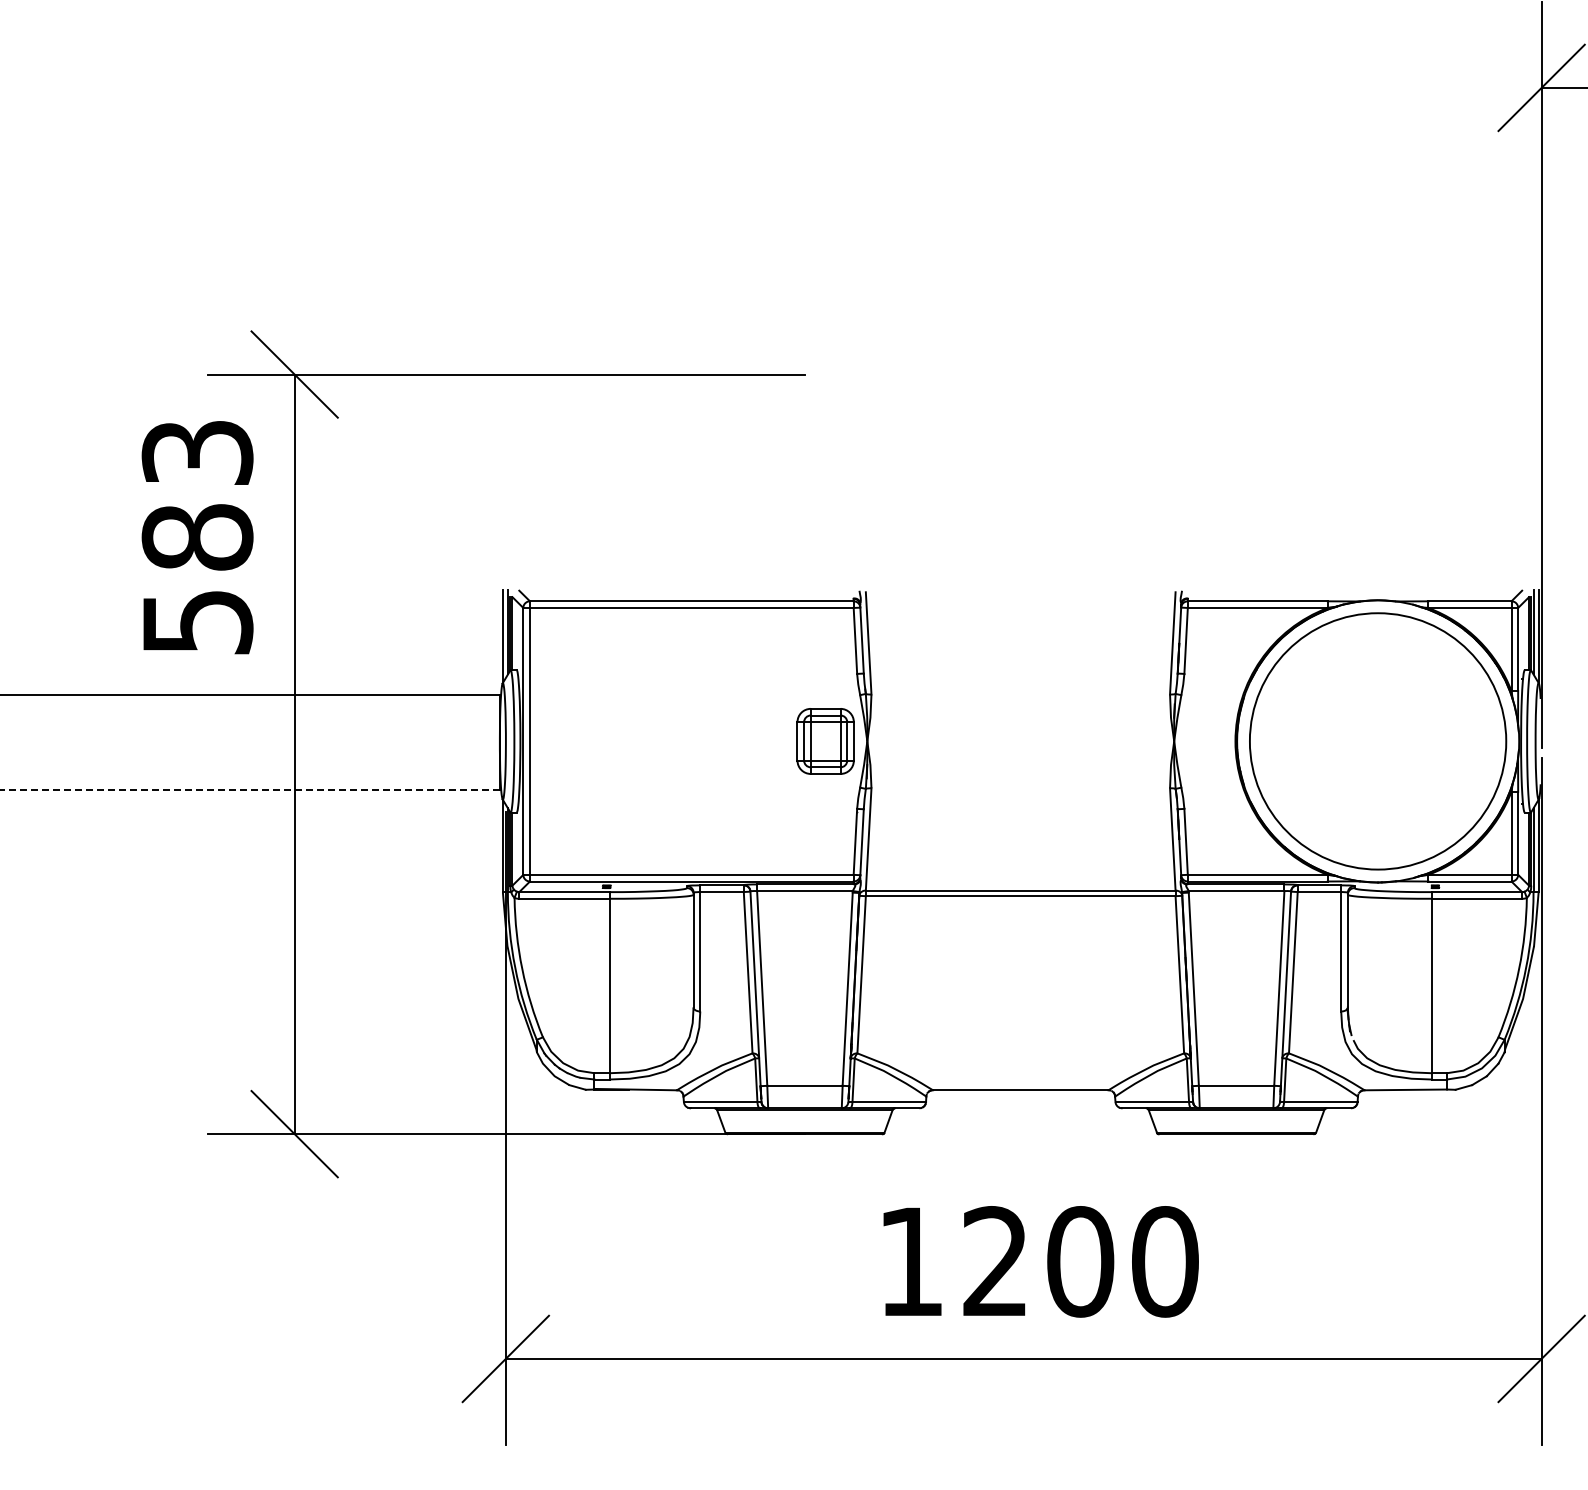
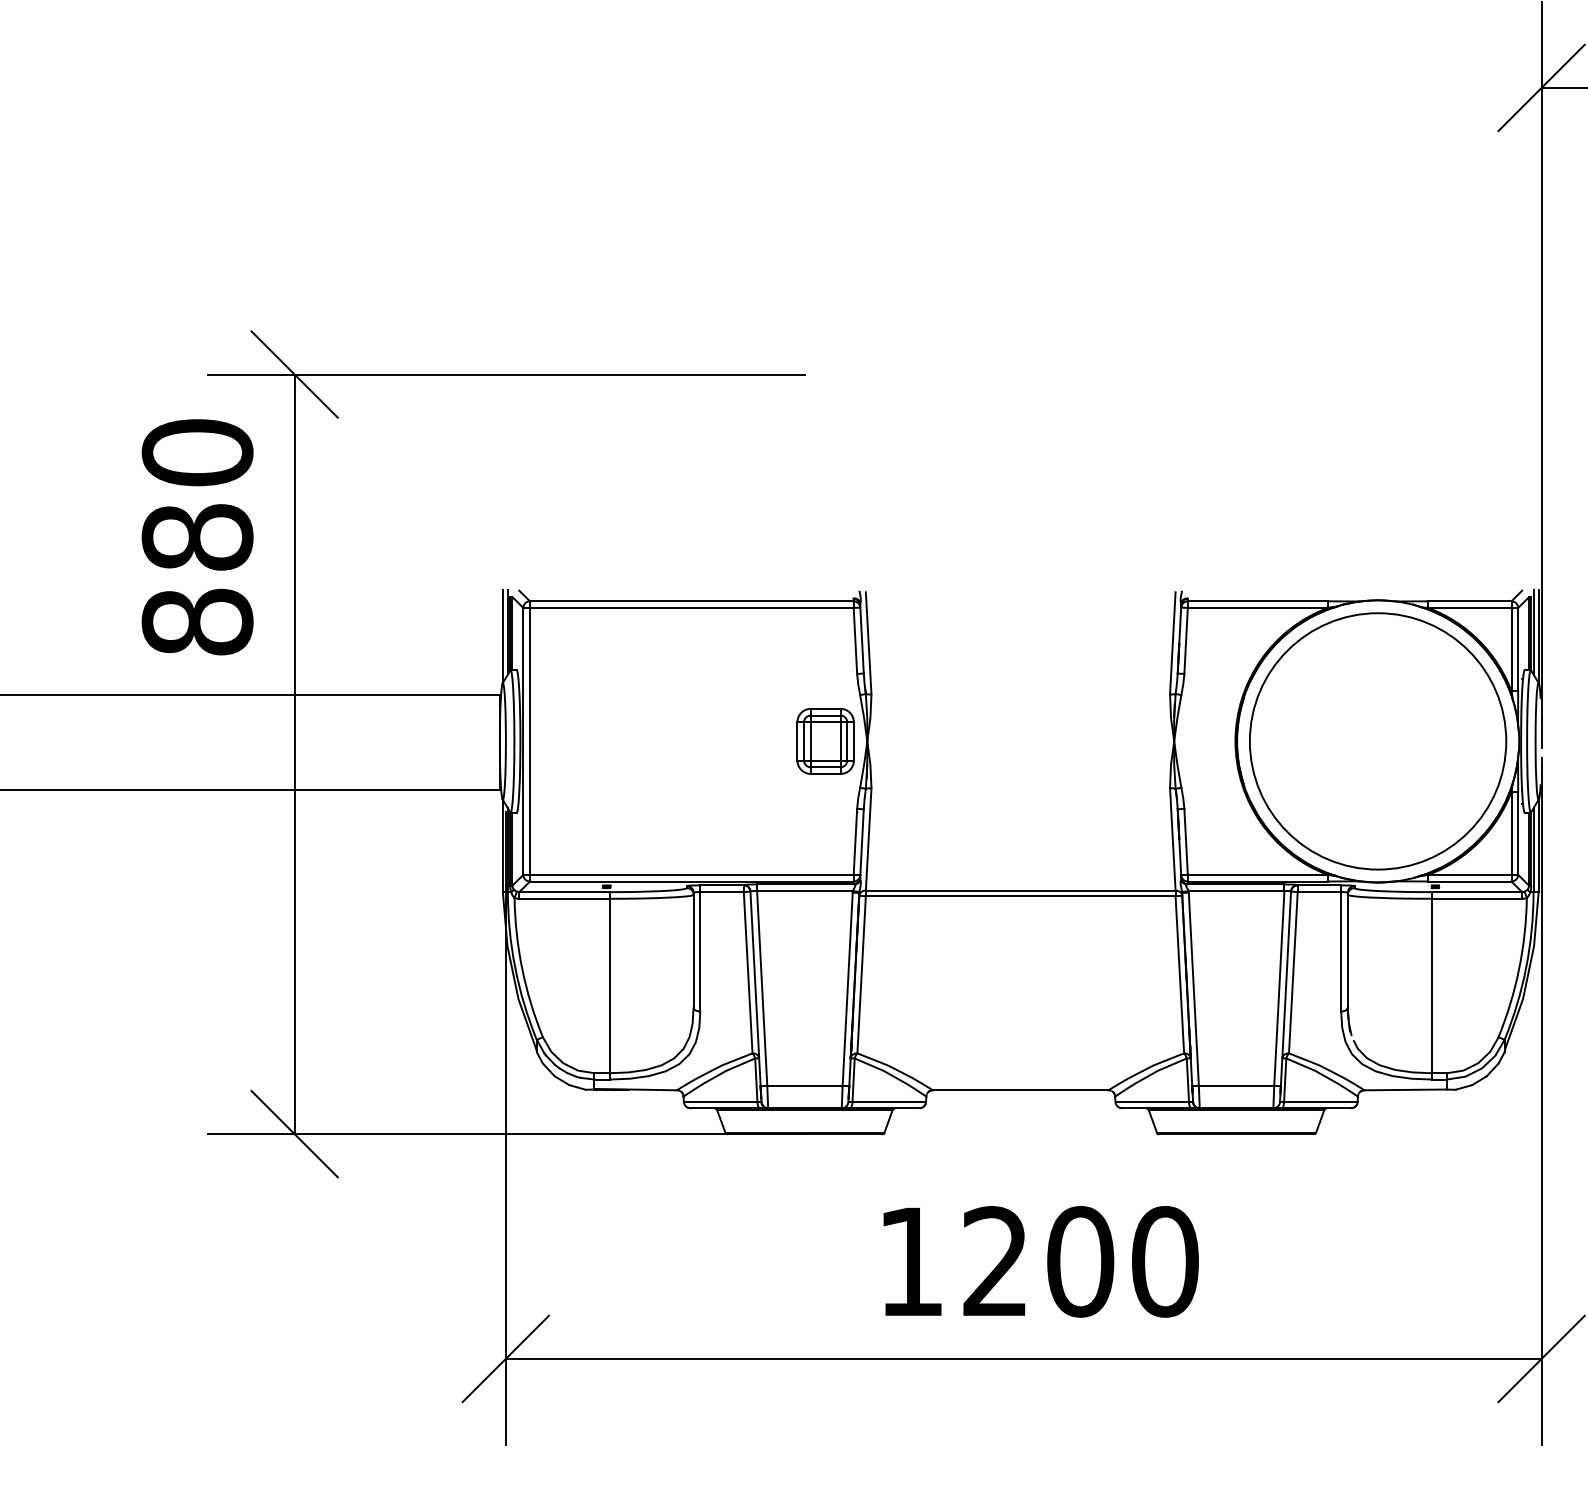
text: 583 -> 880 (197, 537)
line: dashed -> solid (250, 790)
